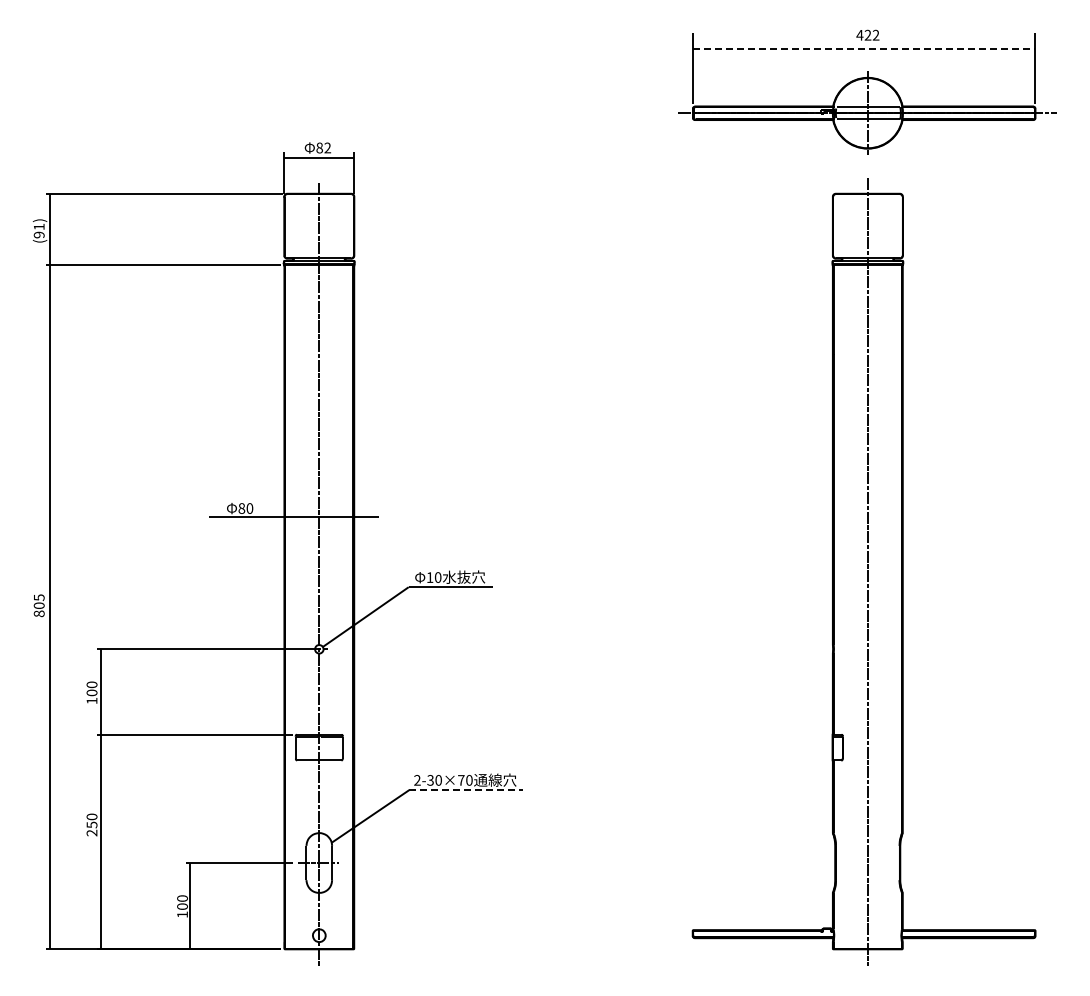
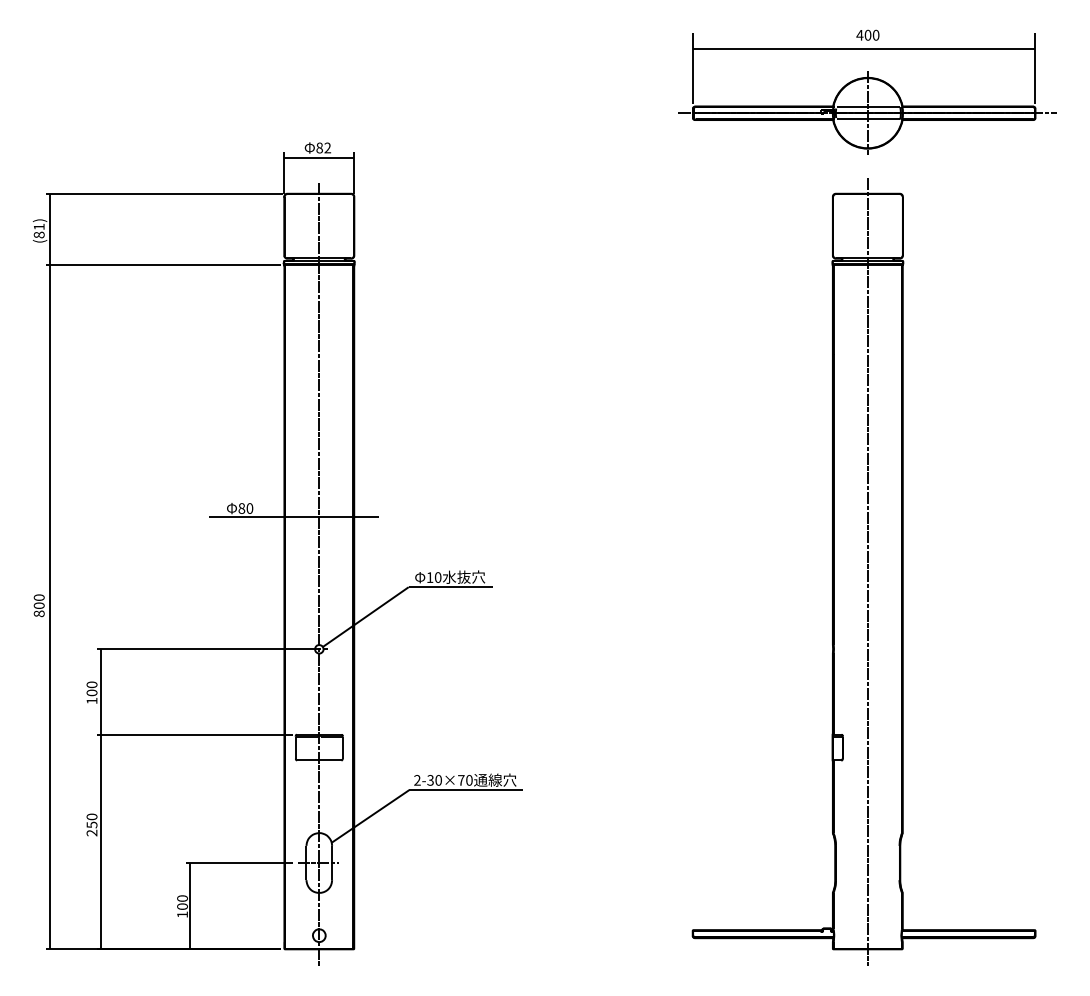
text: 422 -> 400 (871, 35)
line: dashed -> solid (864, 49)
text: (91) -> (81) (39, 234)
text: 805 -> 800 (38, 597)
line: dashed -> solid (466, 790)
